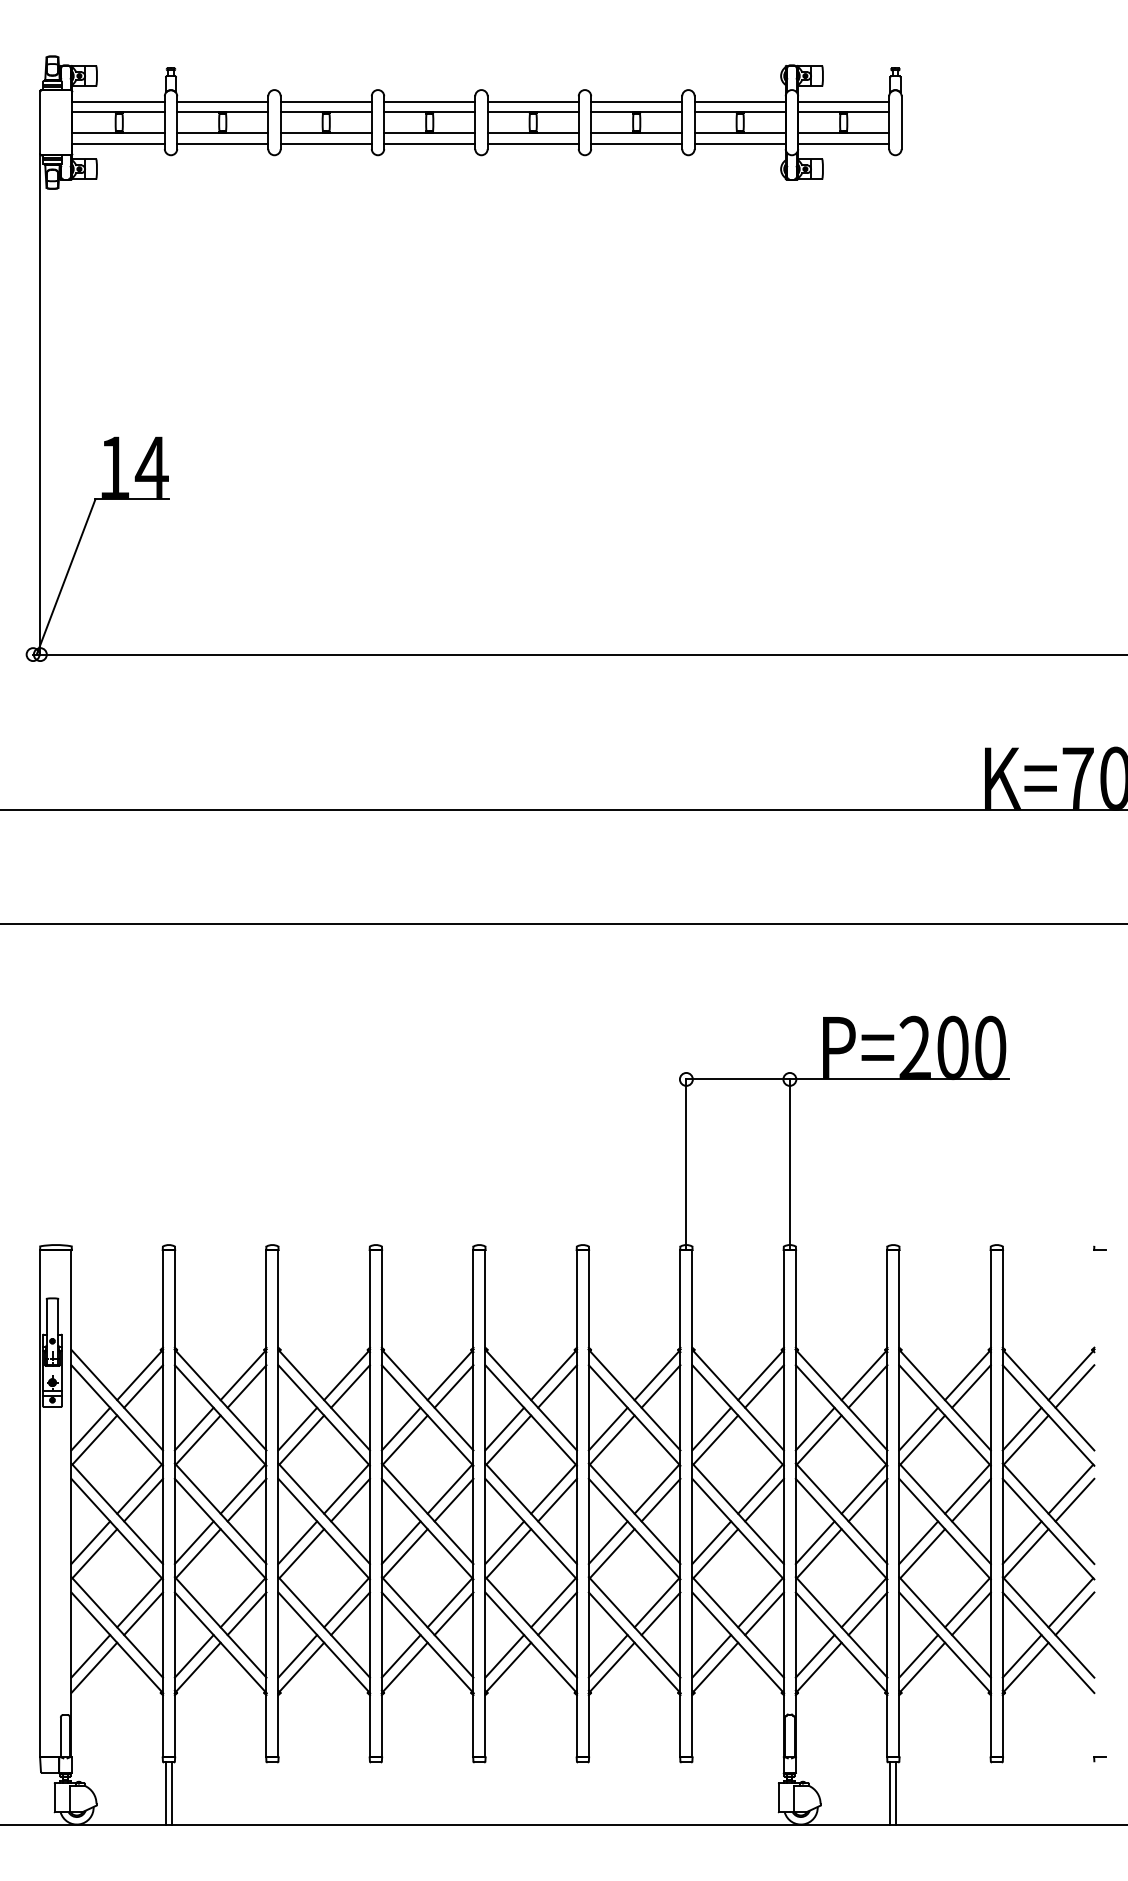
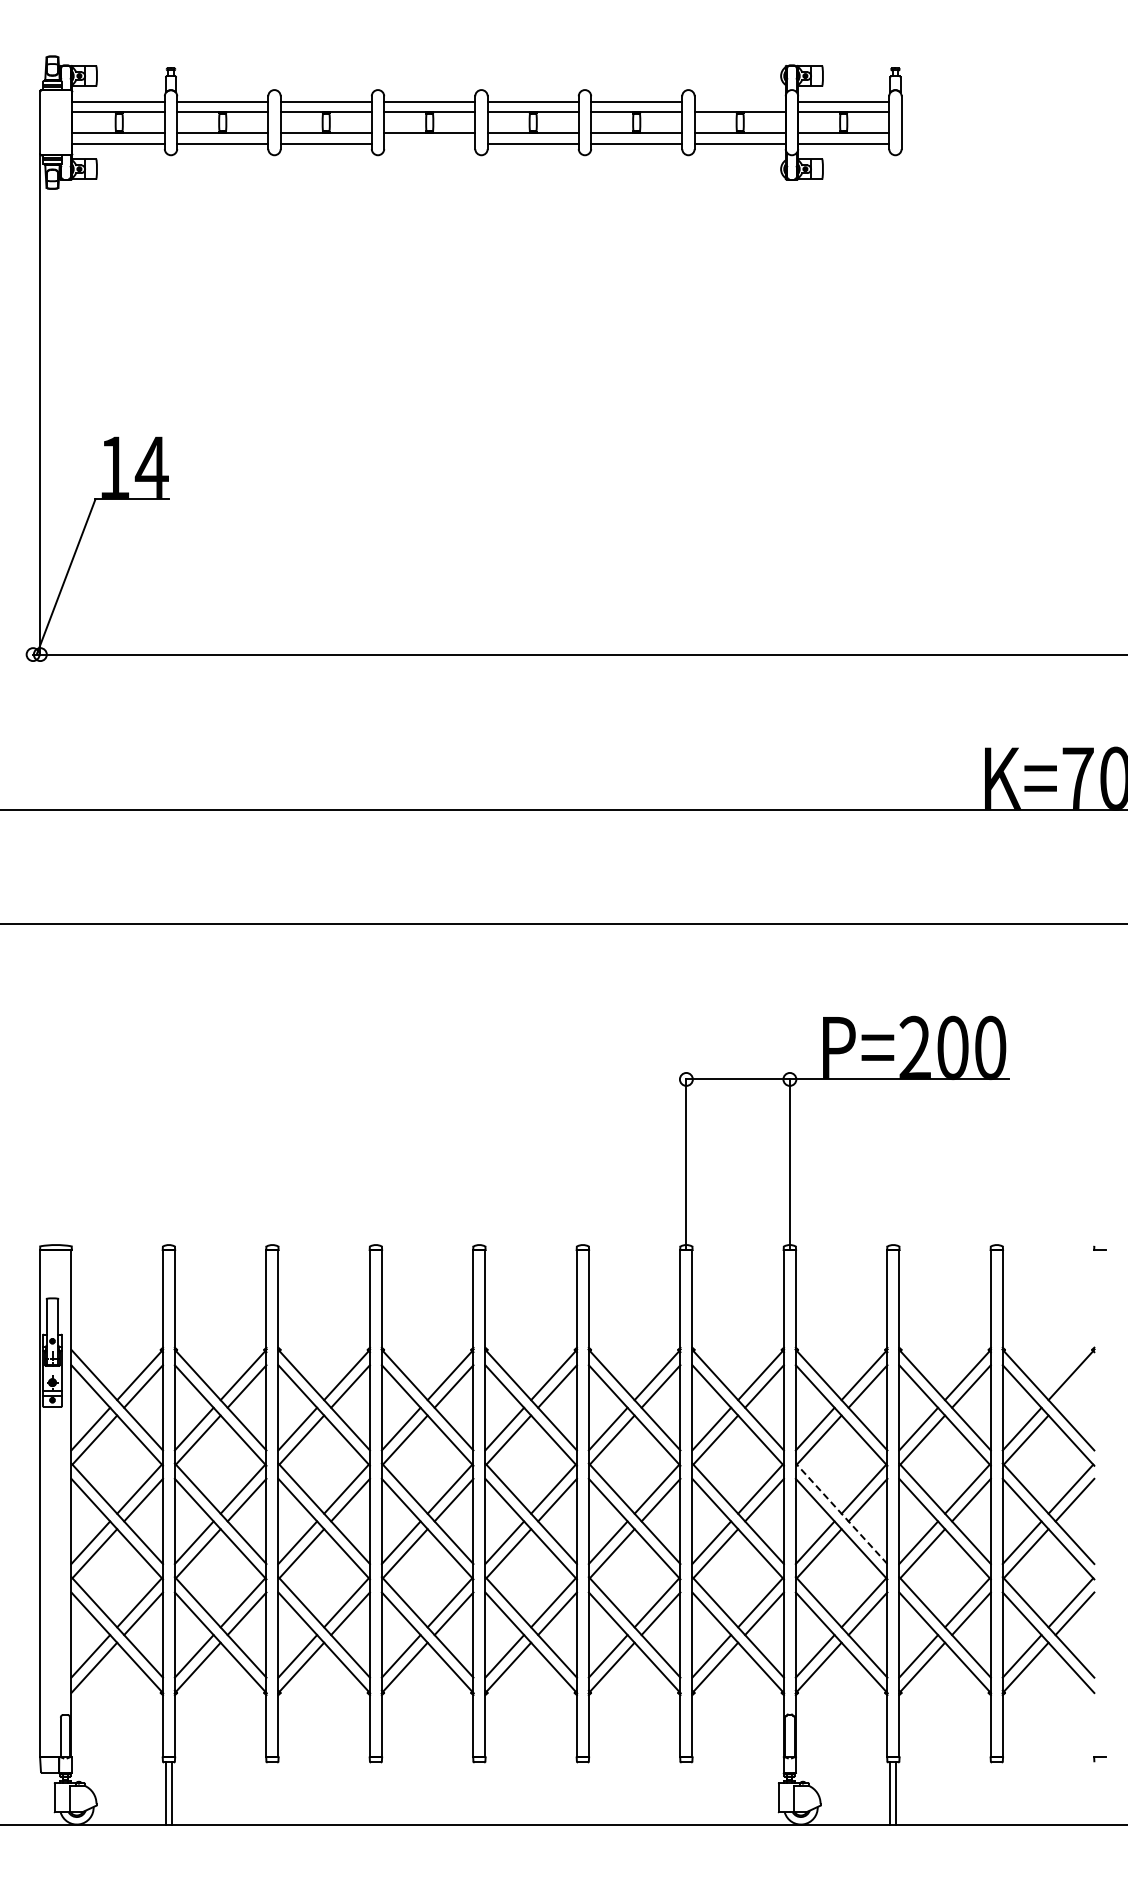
line: present -> none (739, 101)
line: present -> none (429, 143)
line: present -> none (1074, 1386)
line: solid -> dashed (841, 1513)
